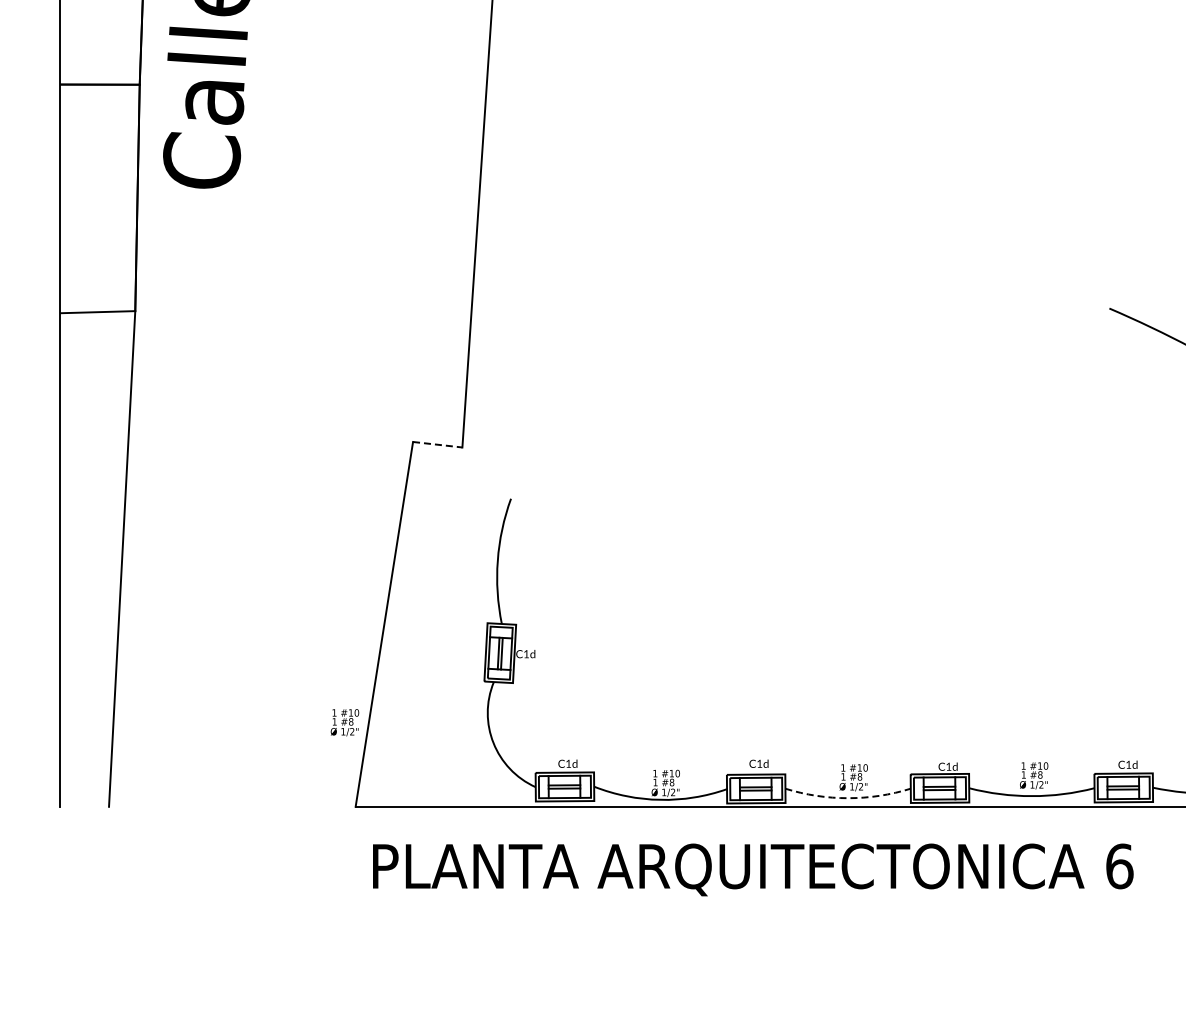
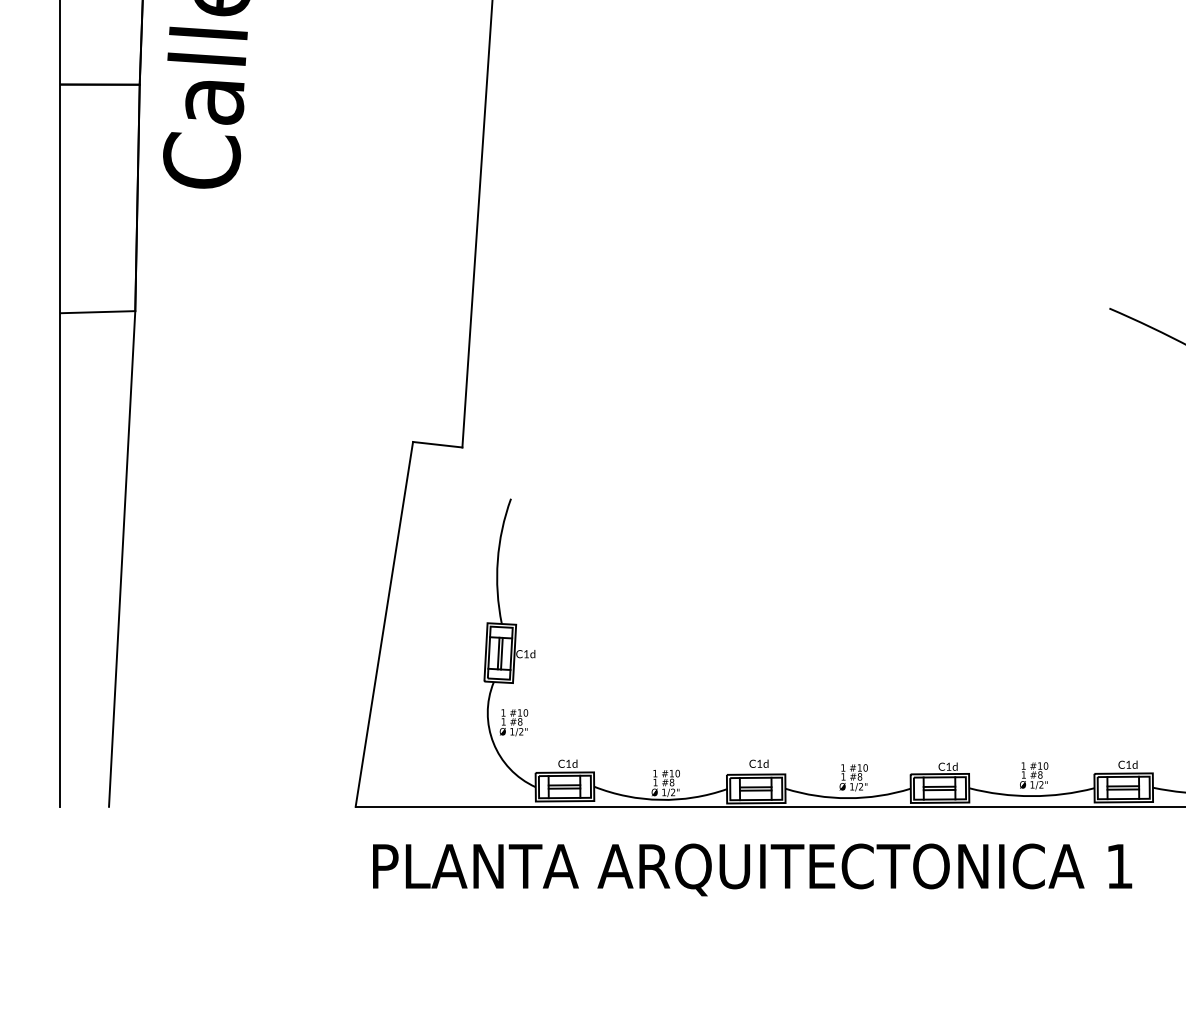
line: dashed -> solid (437, 444)
text position: (344, 722) -> (513, 722) (513, 722)
arc: dashed -> solid (848, 798)
text: 6 -> 1 (1119, 866)
